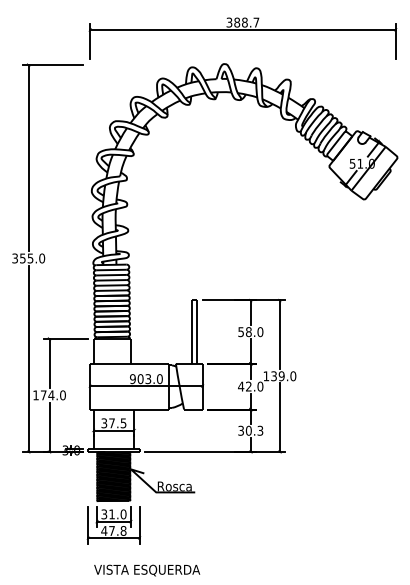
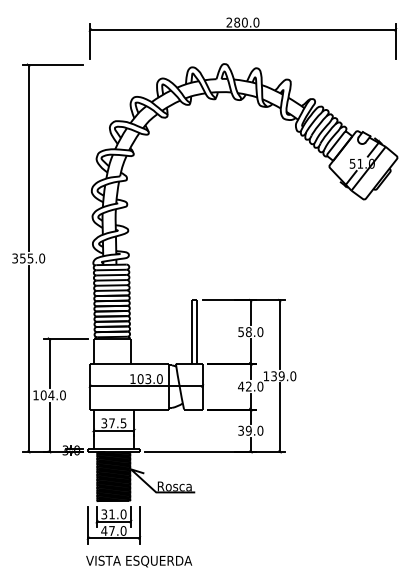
text: 388.7 -> 280.0 (242, 22)
text: 903.0 -> 103.0 (132, 379)
text: 174.0 -> 104.0 (43, 395)
text: 30.3 -> 39.0 (254, 430)
text: 47.8 -> 47.0 (123, 530)
text position: (147, 570) -> (139, 561) (139, 561)
